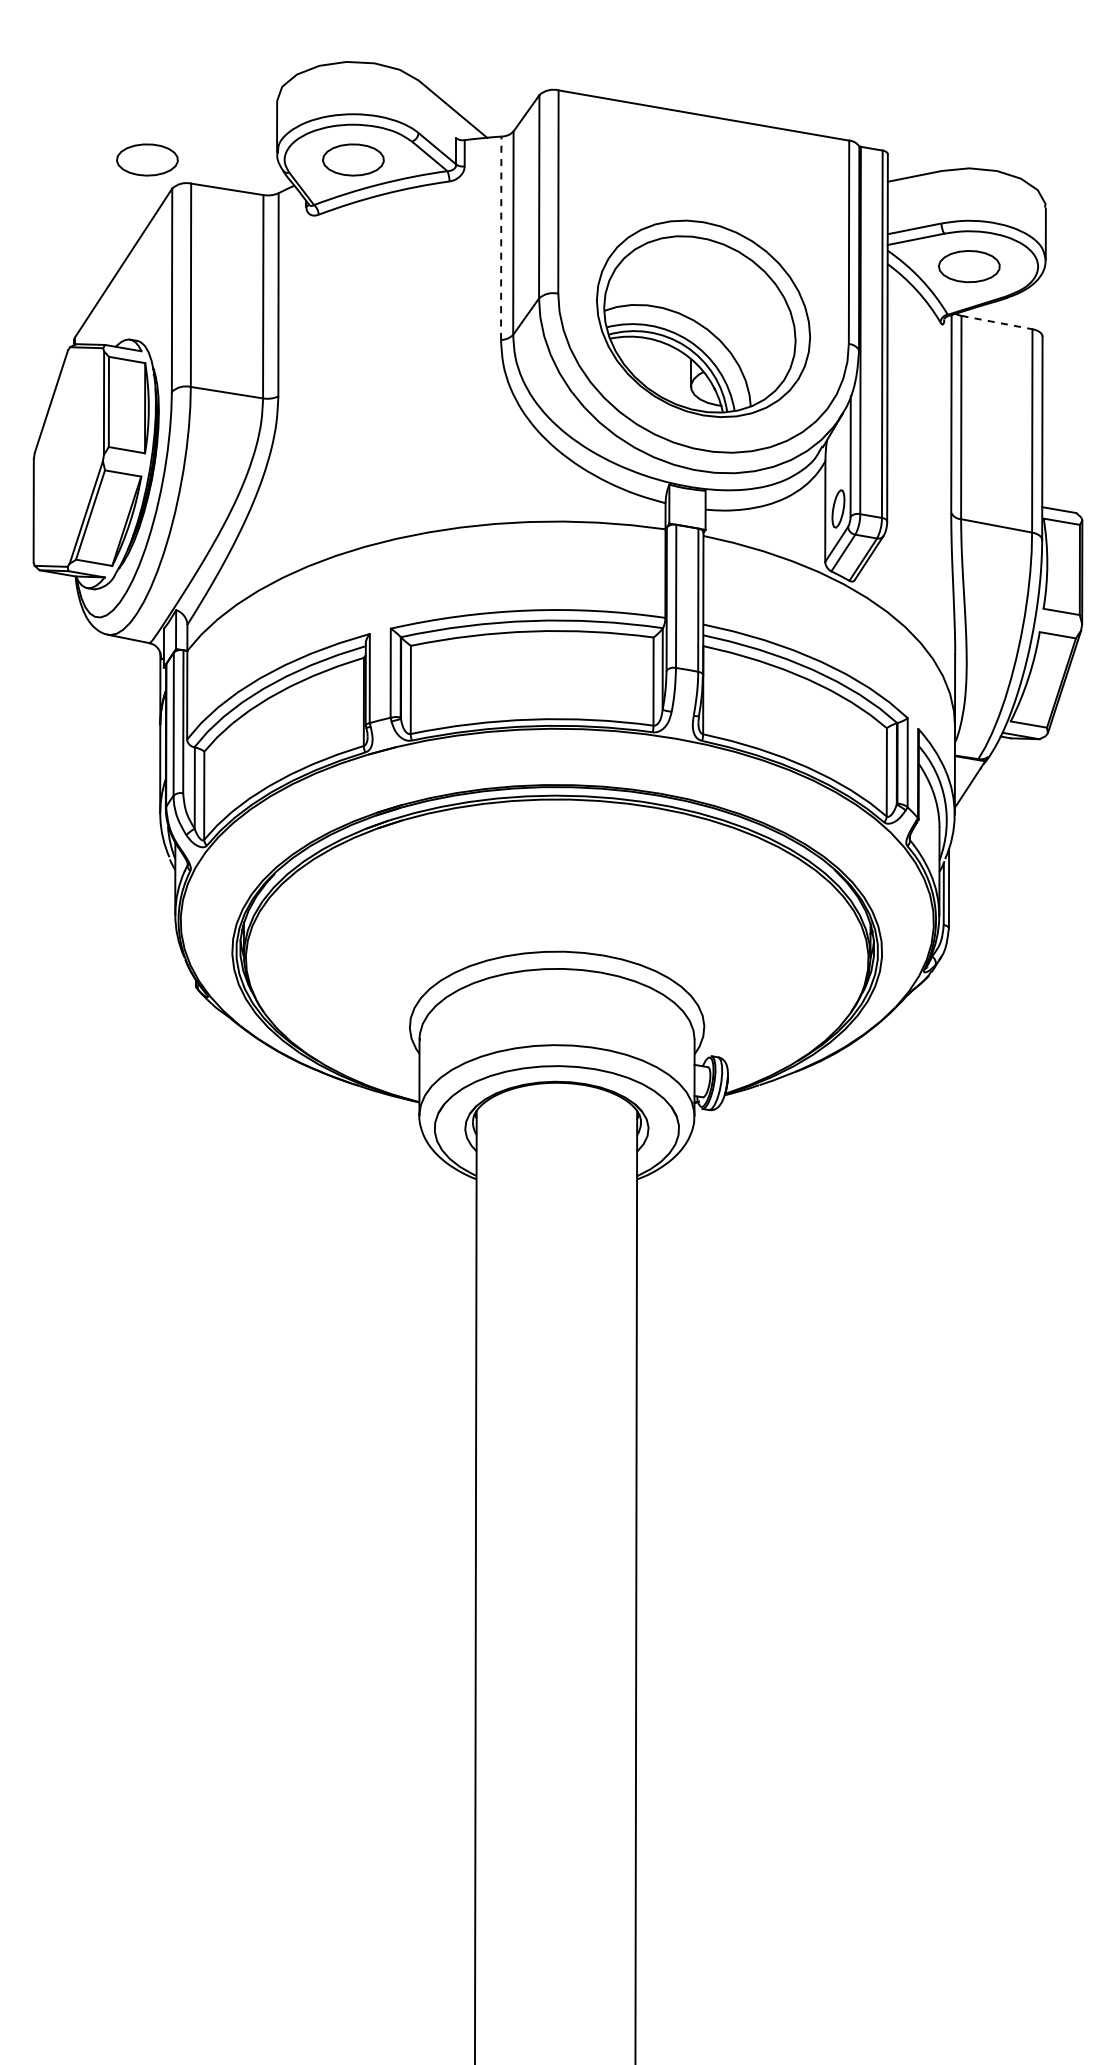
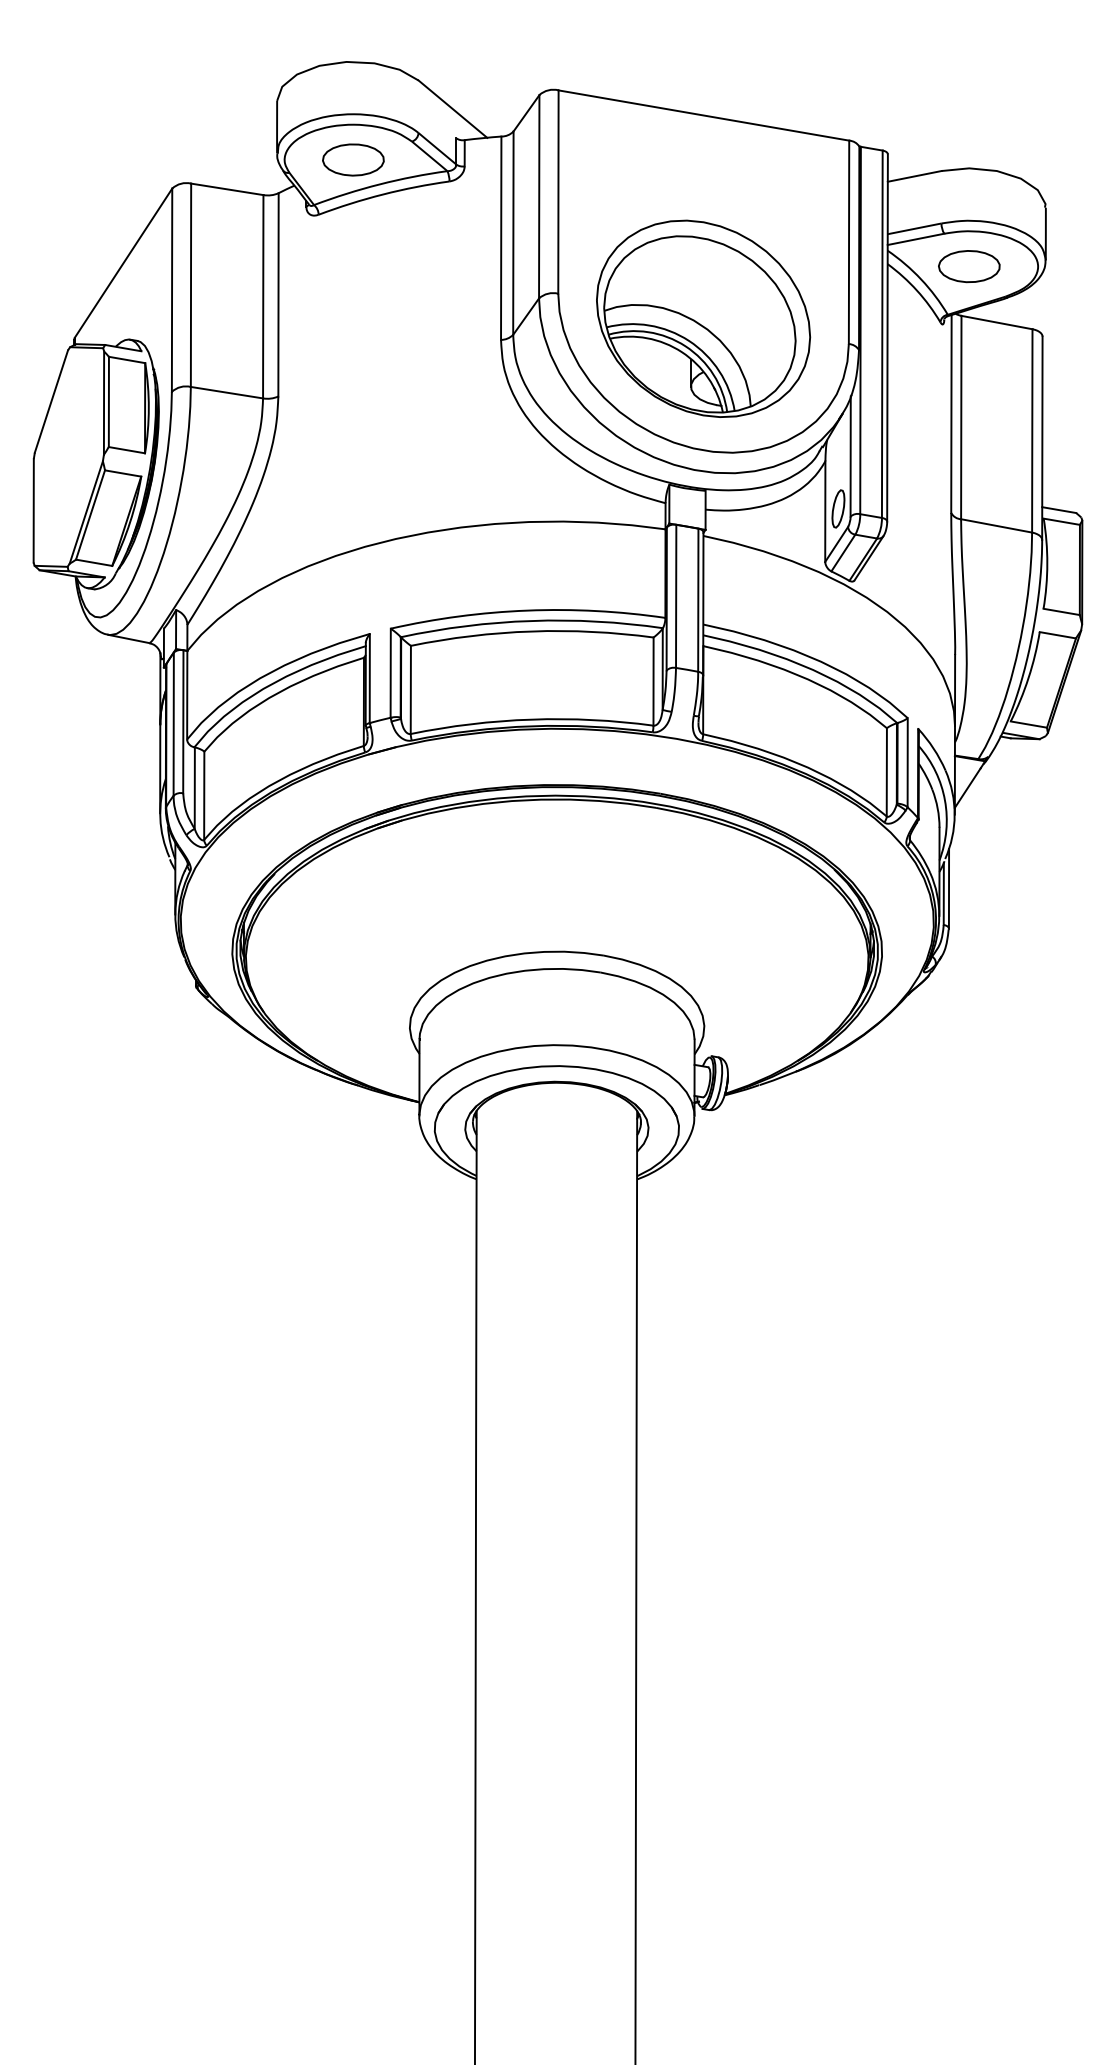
part: present -> none (147, 159)
line: dashed -> solid (501, 238)
line: dashed -> solid (997, 322)
